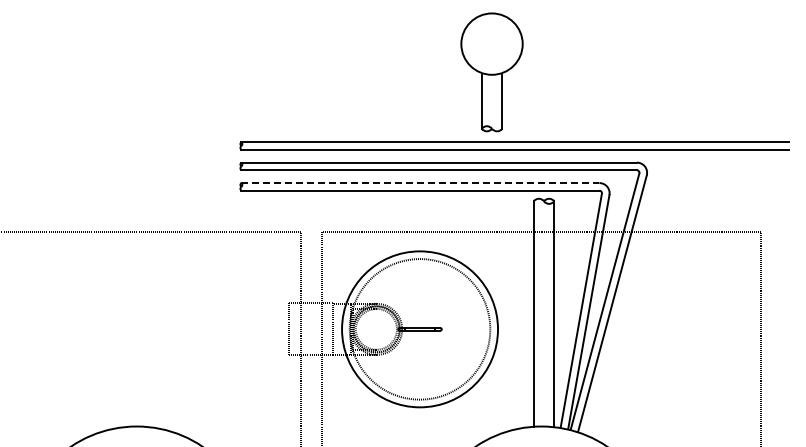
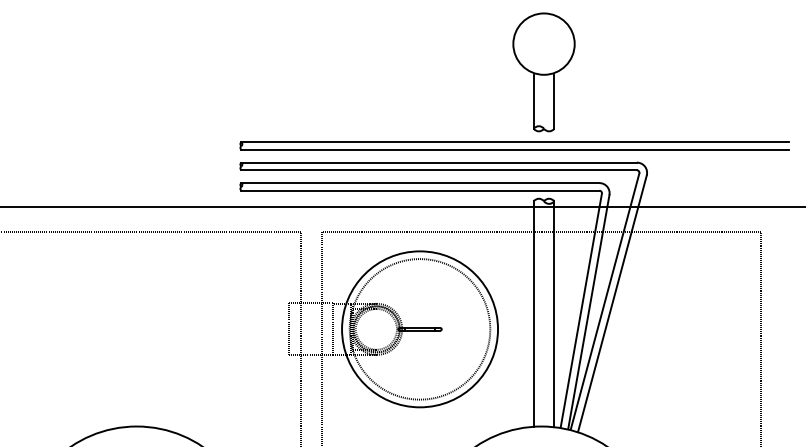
part position: (491, 72) -> (543, 72) (543, 72)
line: dashed -> solid (420, 183)
line: none -> present (402, 206)
